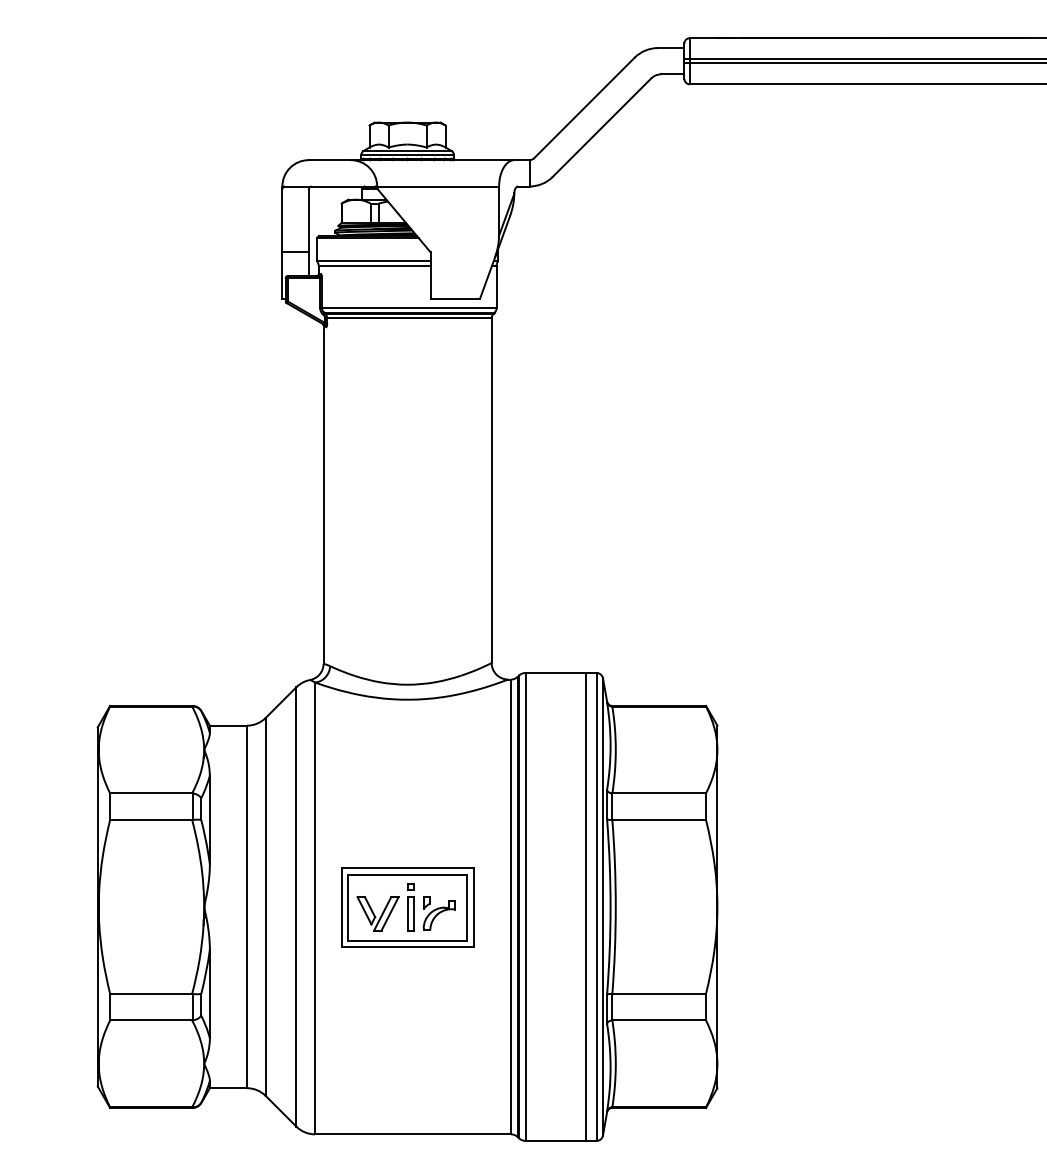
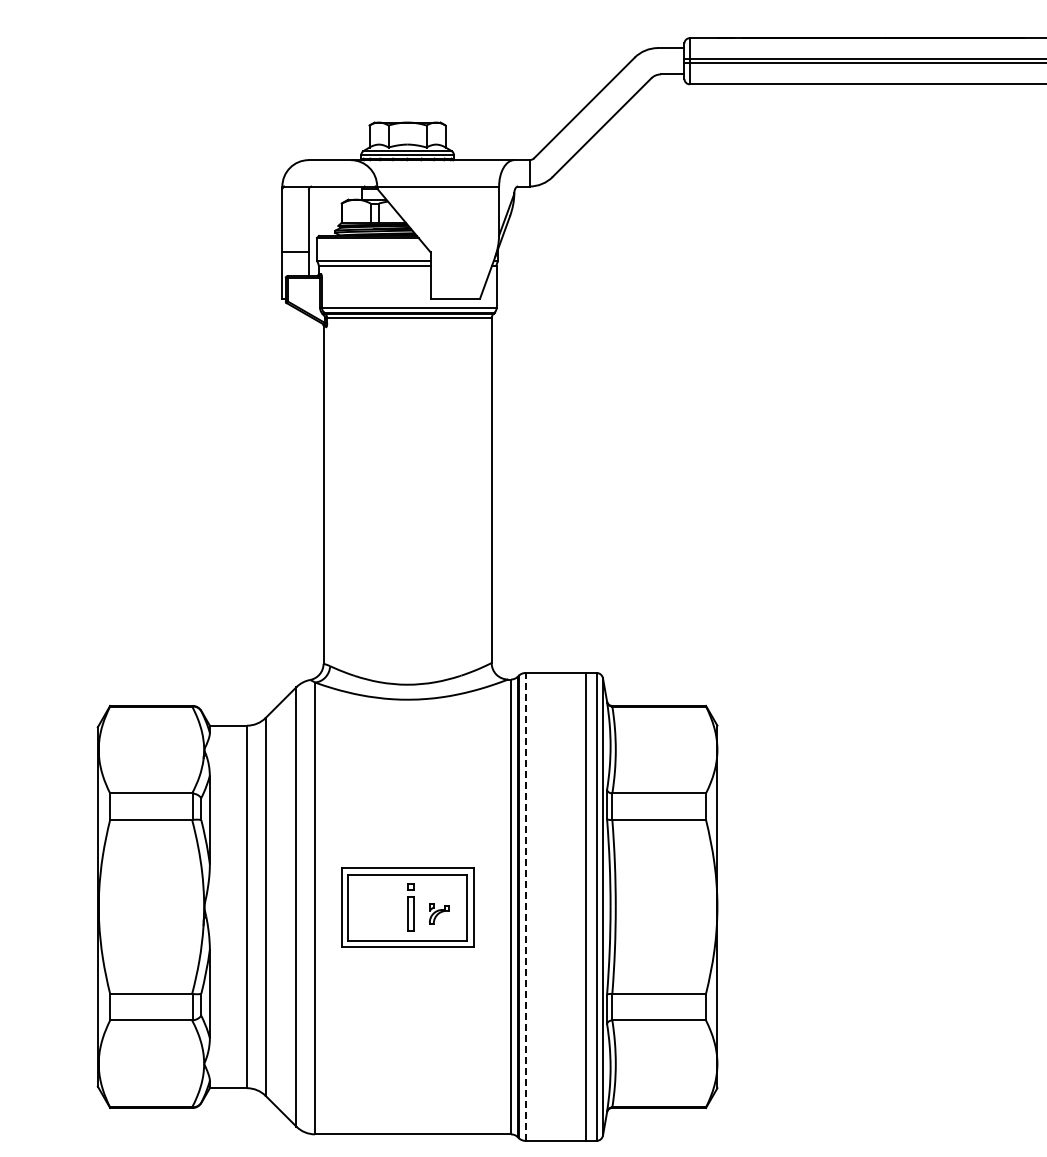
line: solid -> dashed (525, 906)
part: present -> none (377, 913)
part size: 34x35 px -> 21x22 px (439, 913)
